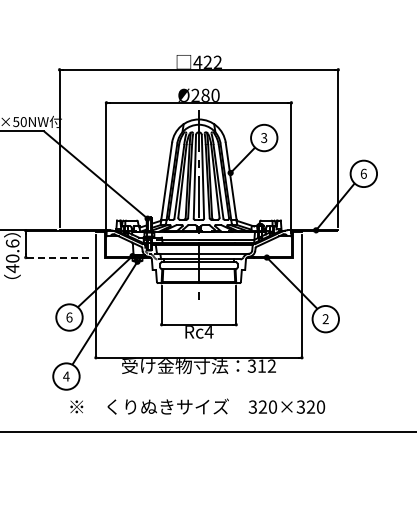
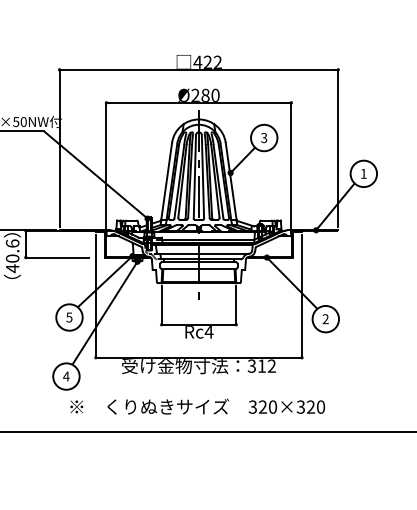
text: 6 -> 1 (363, 173)
line: dashed -> solid (57, 257)
text: 6 -> 5 (69, 317)
